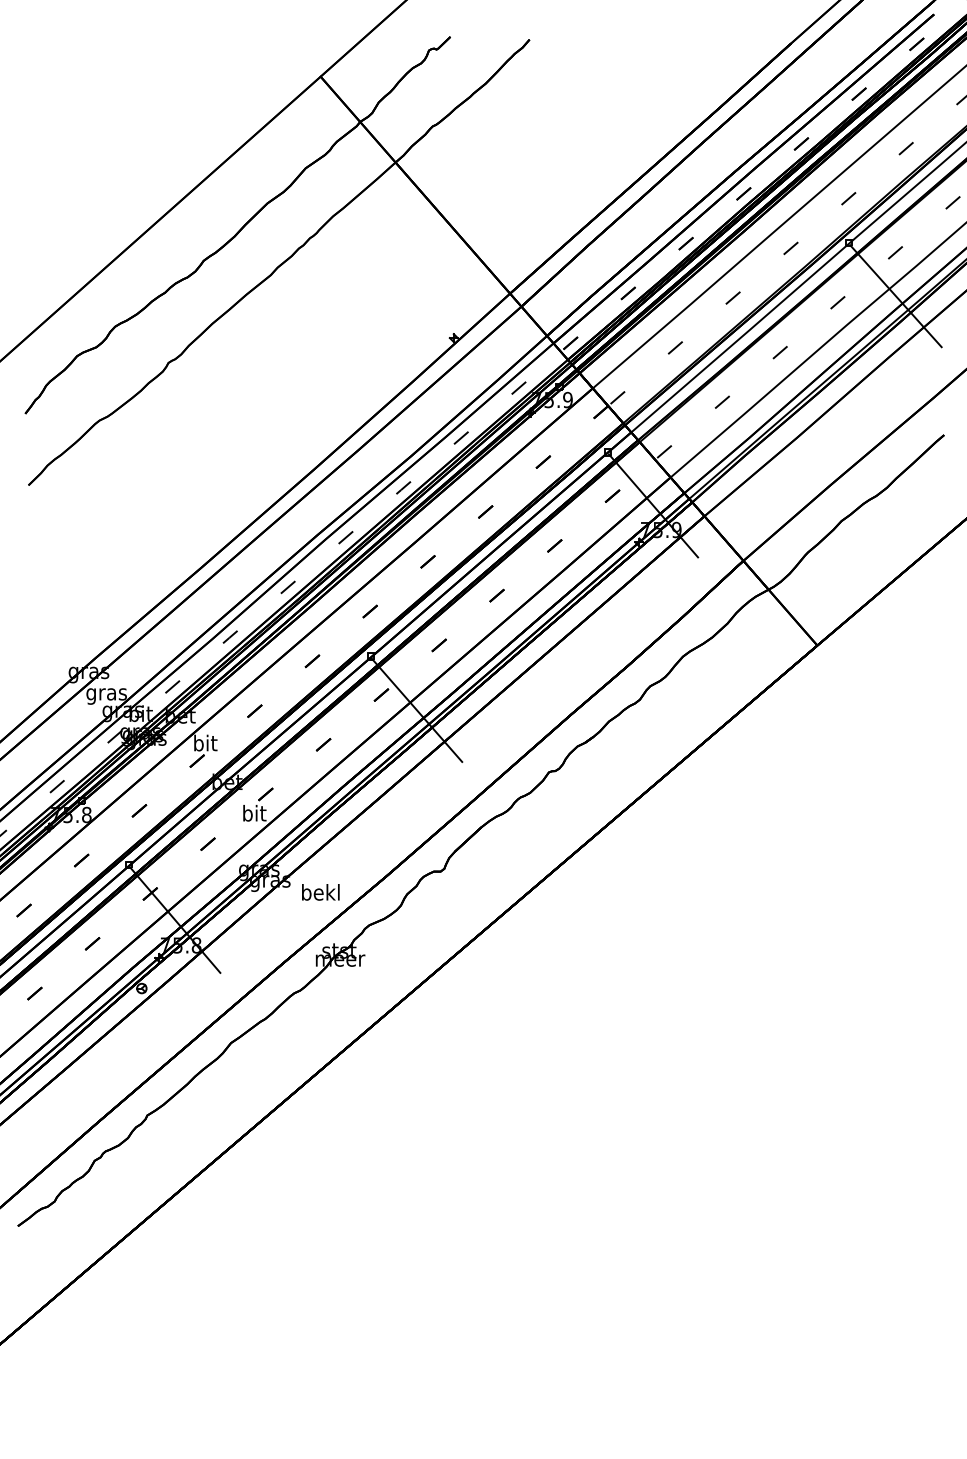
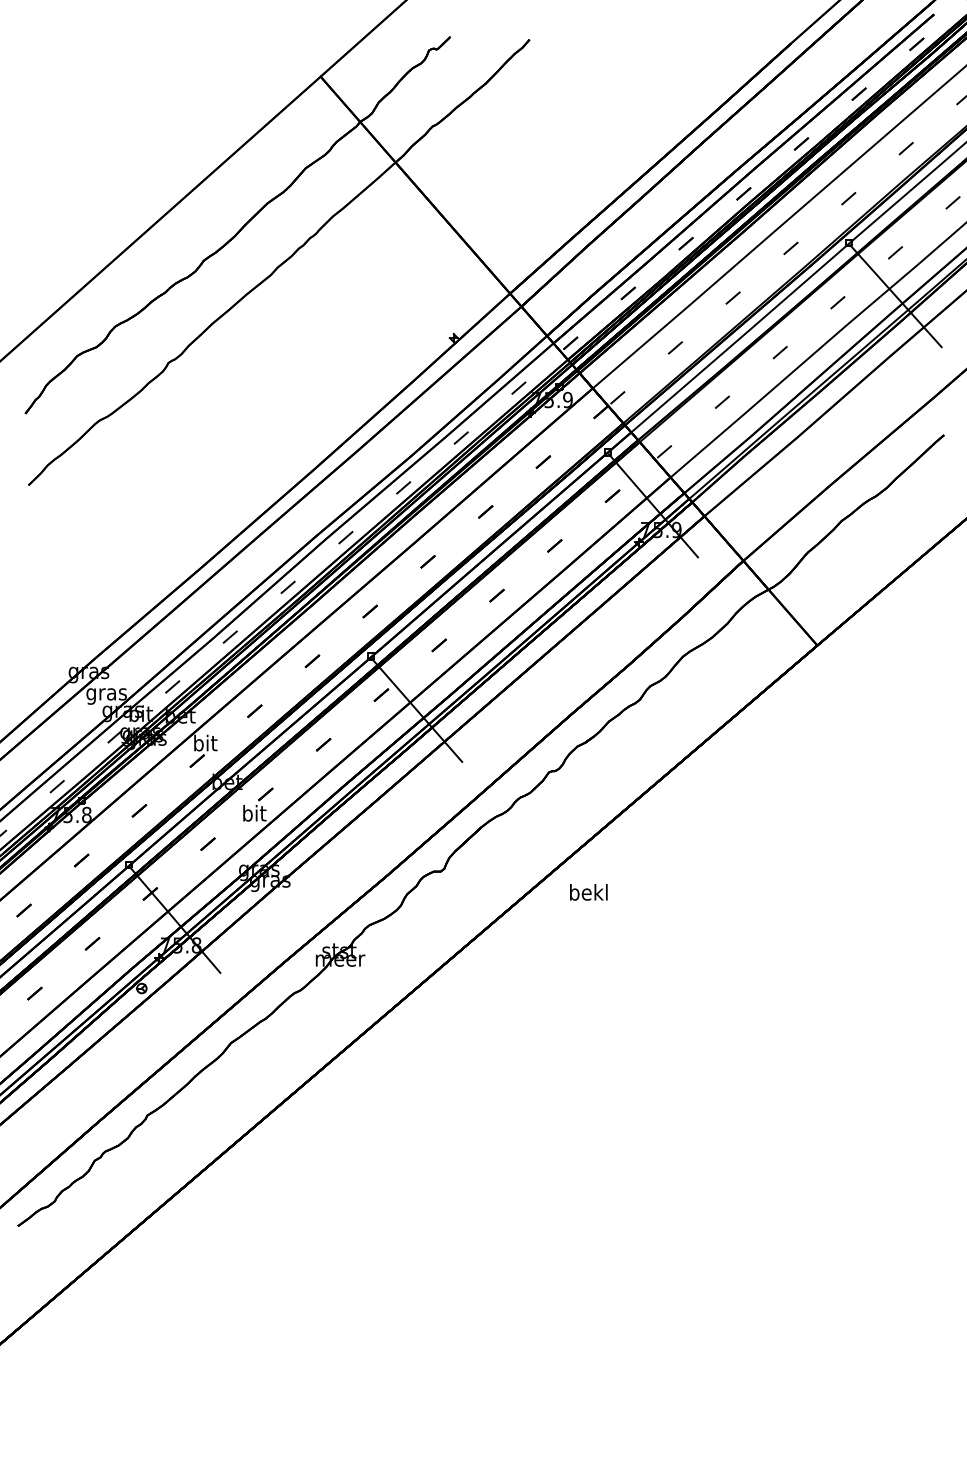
text position: (320, 892) -> (588, 892) (588, 892)
